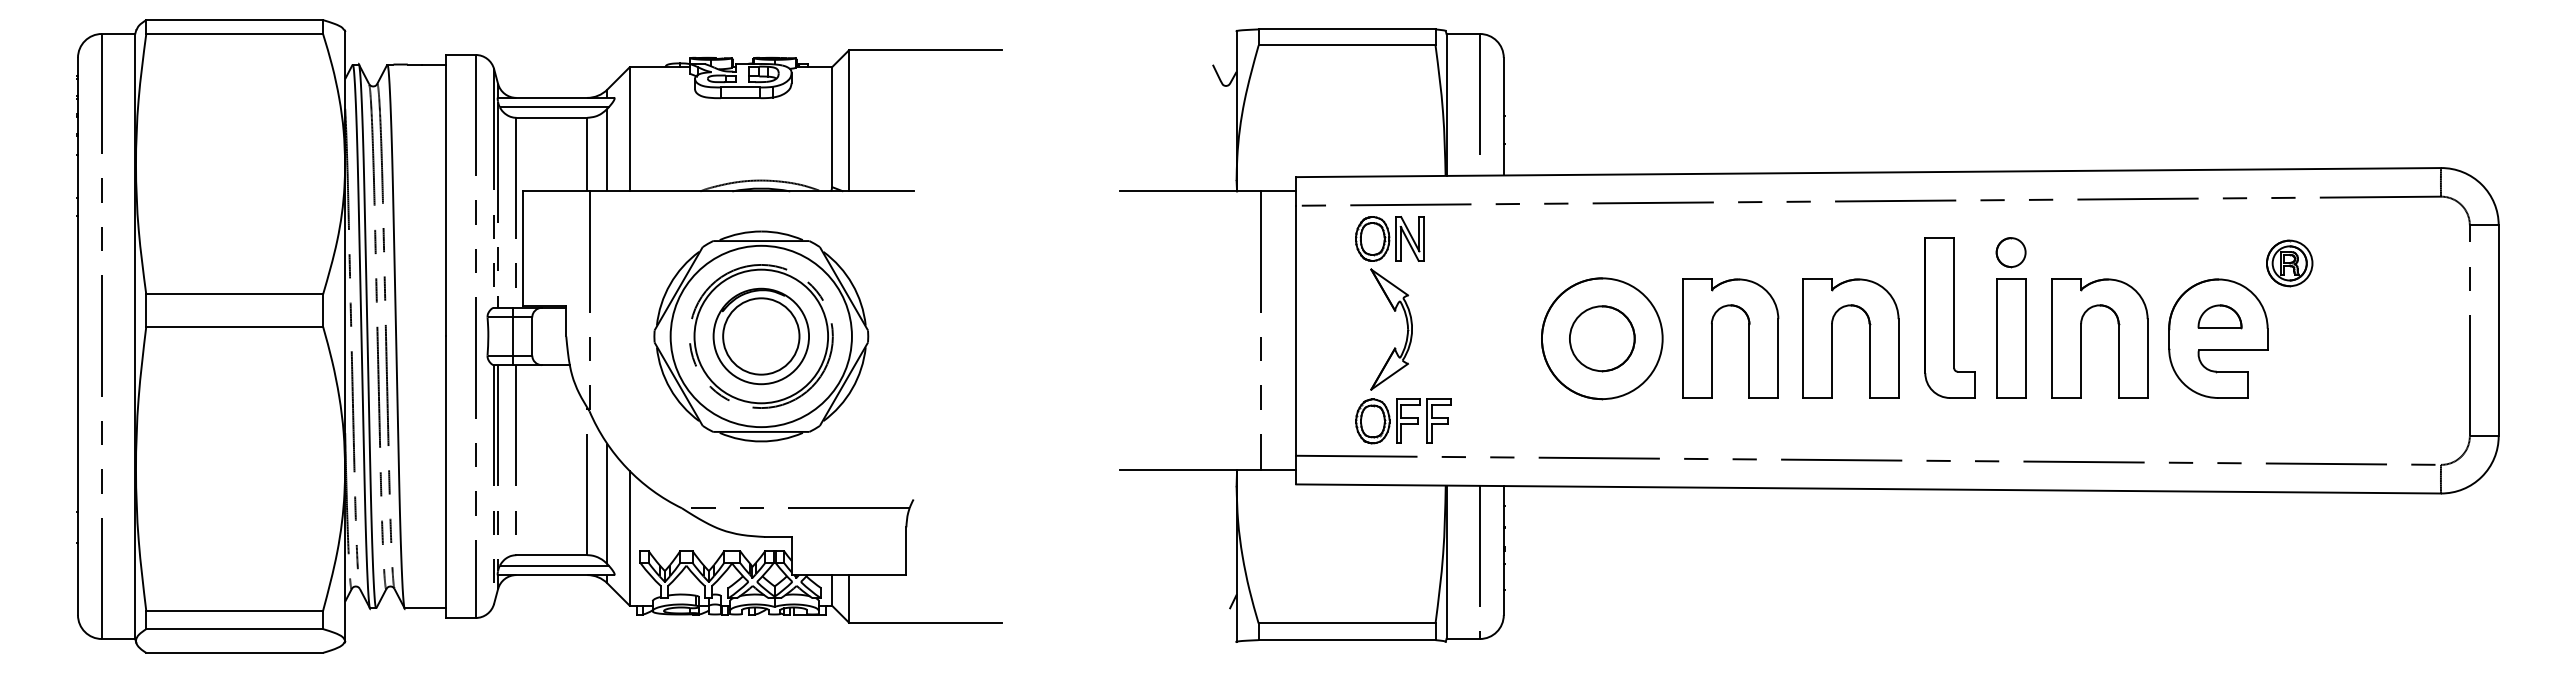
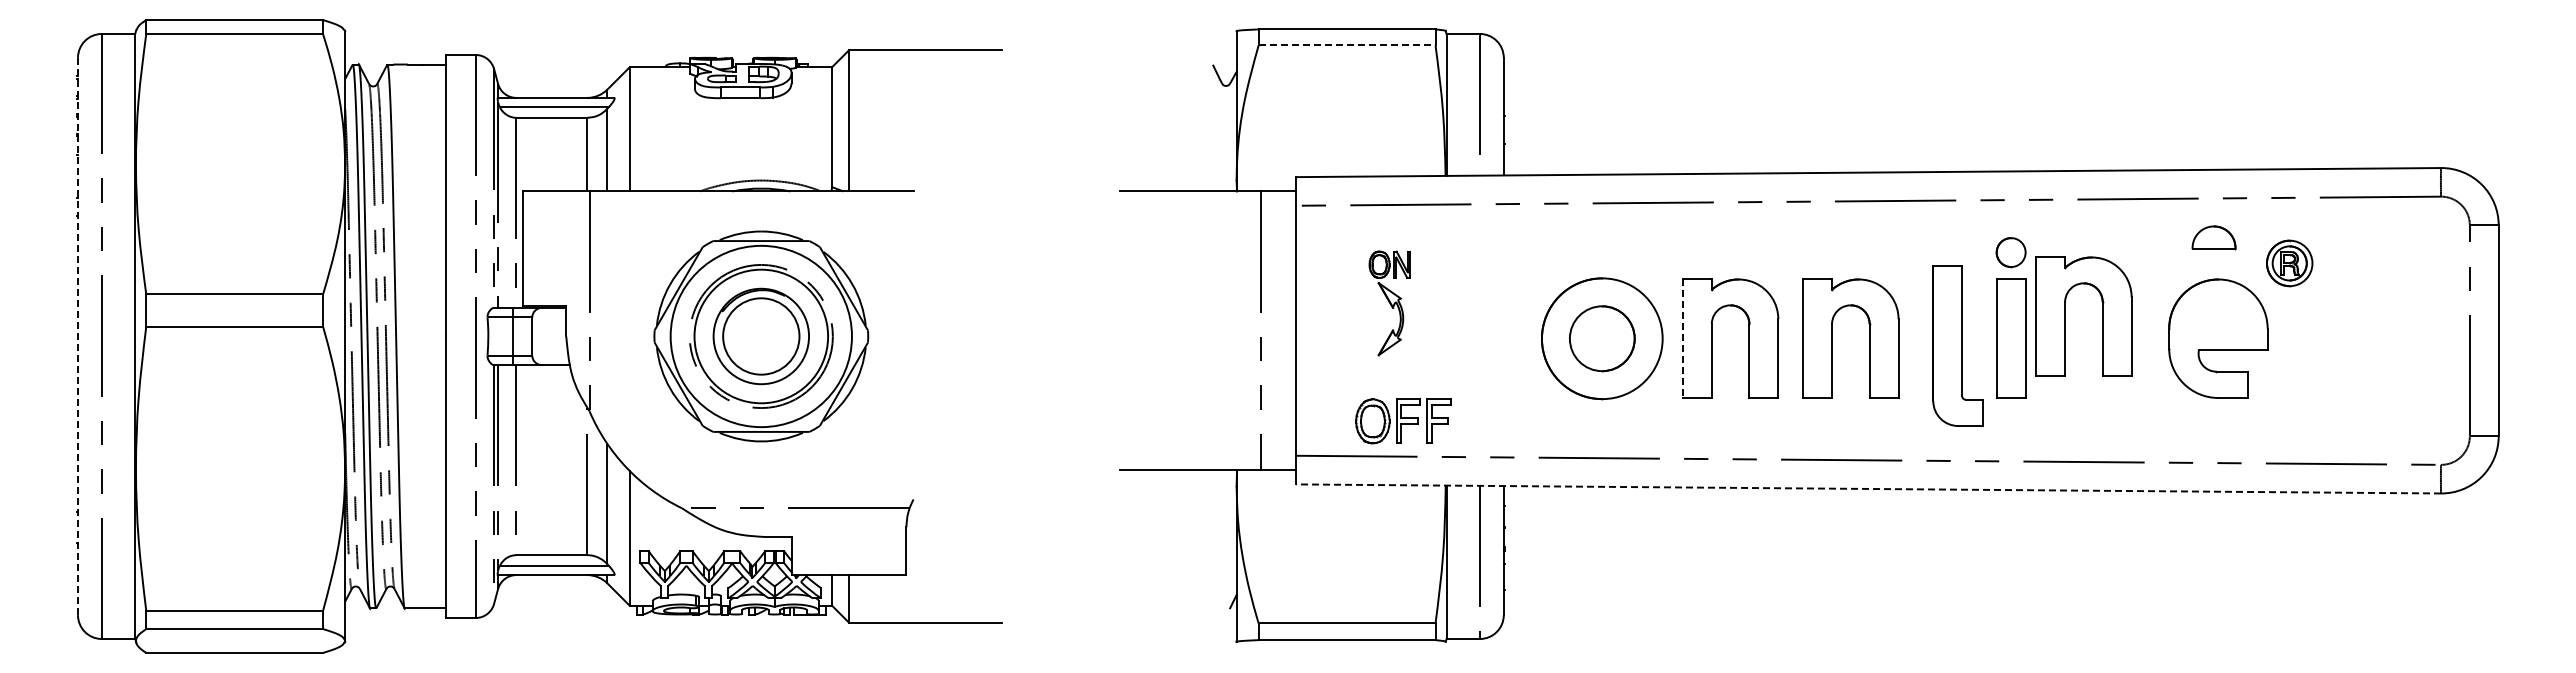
line: solid -> dashed (1347, 45)
part size: 70x175 px -> 43x107 px (1389, 303)
part position: (2219, 316) -> (2213, 237) (2213, 237)
part position: (1949, 317) -> (1957, 345) (1957, 345)
line: solid -> dashed (78, 336)
part position: (2081, 338) -> (2065, 316) (2065, 316)
line: solid -> dashed (1682, 339)
line: solid -> dashed (1868, 488)
